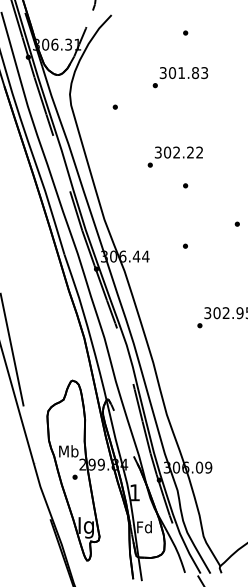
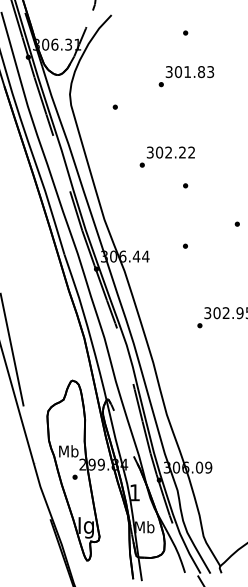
text position: (180, 77) -> (186, 76) (186, 76)
text position: (174, 156) -> (166, 156) (166, 156)
text: Fd -> Mb (144, 527)
